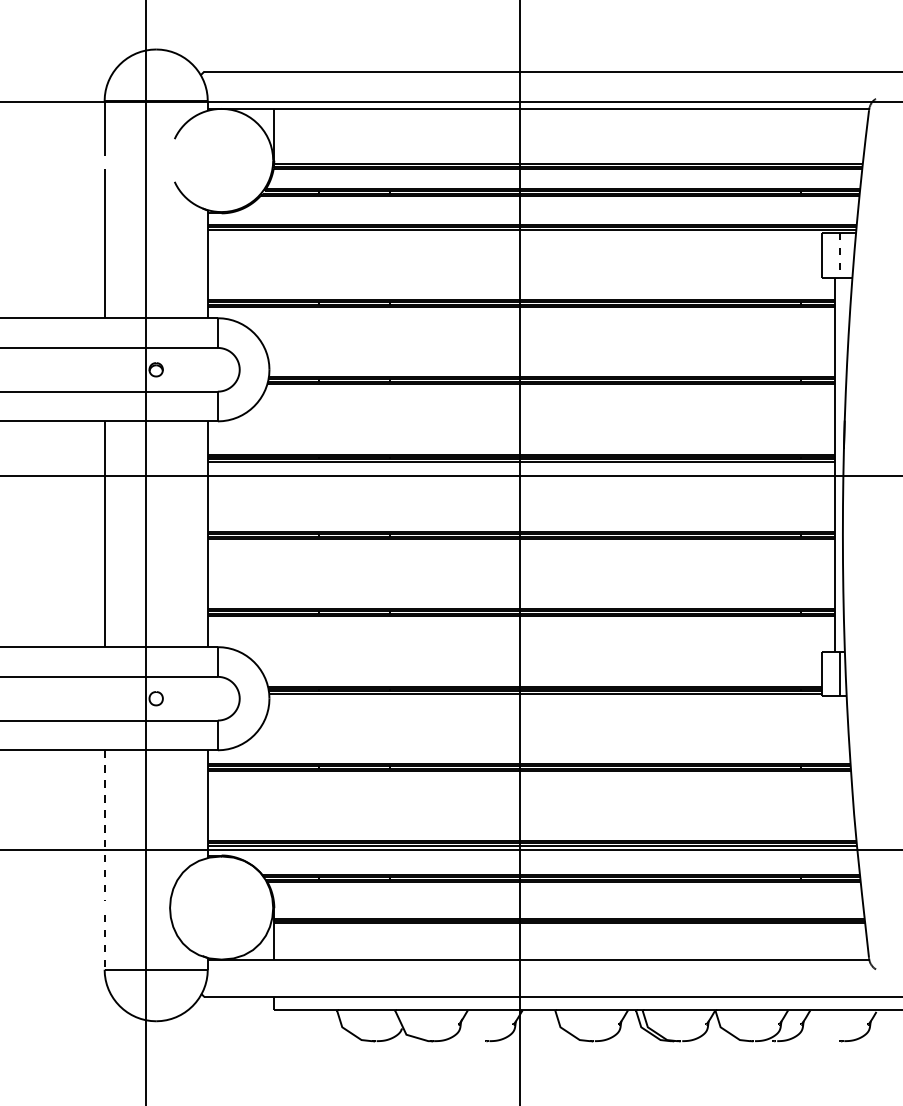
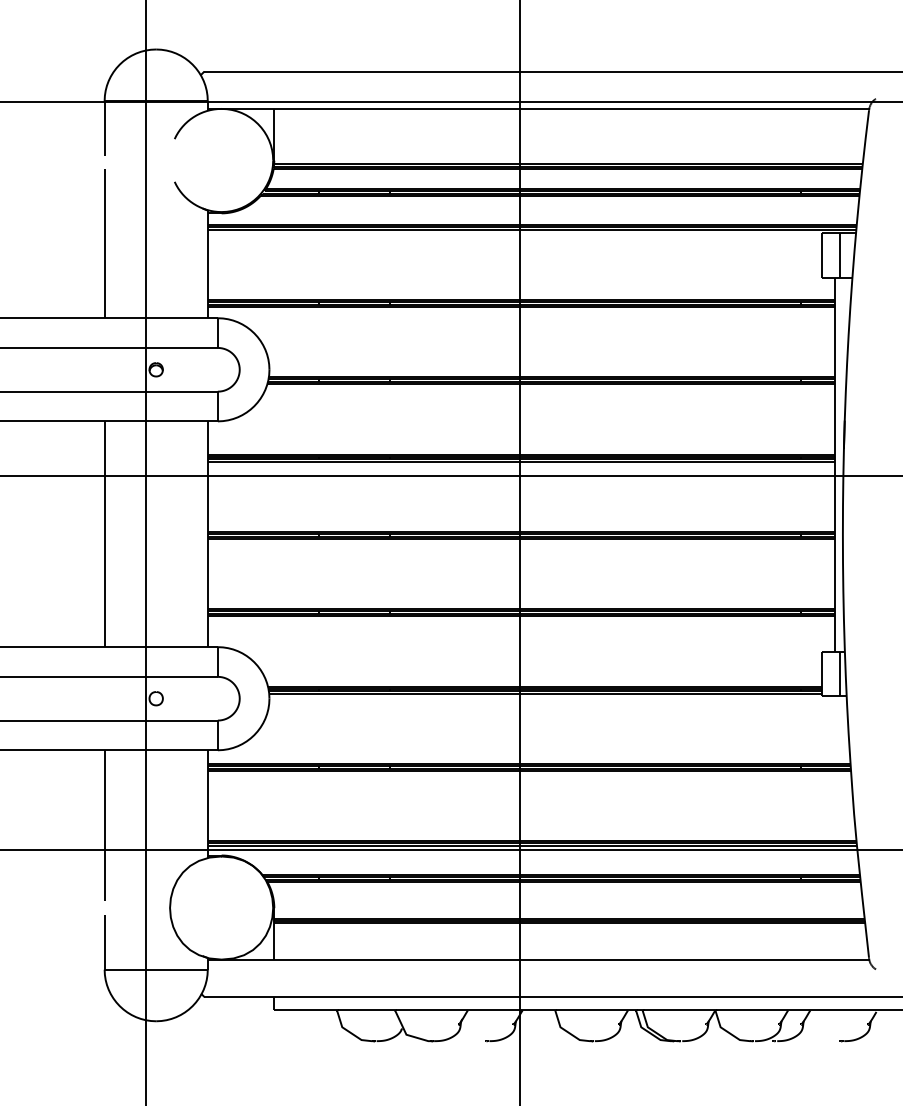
line: dashed -> solid (840, 255)
line: dashed -> solid (104, 825)
line: dashed -> solid (104, 942)
